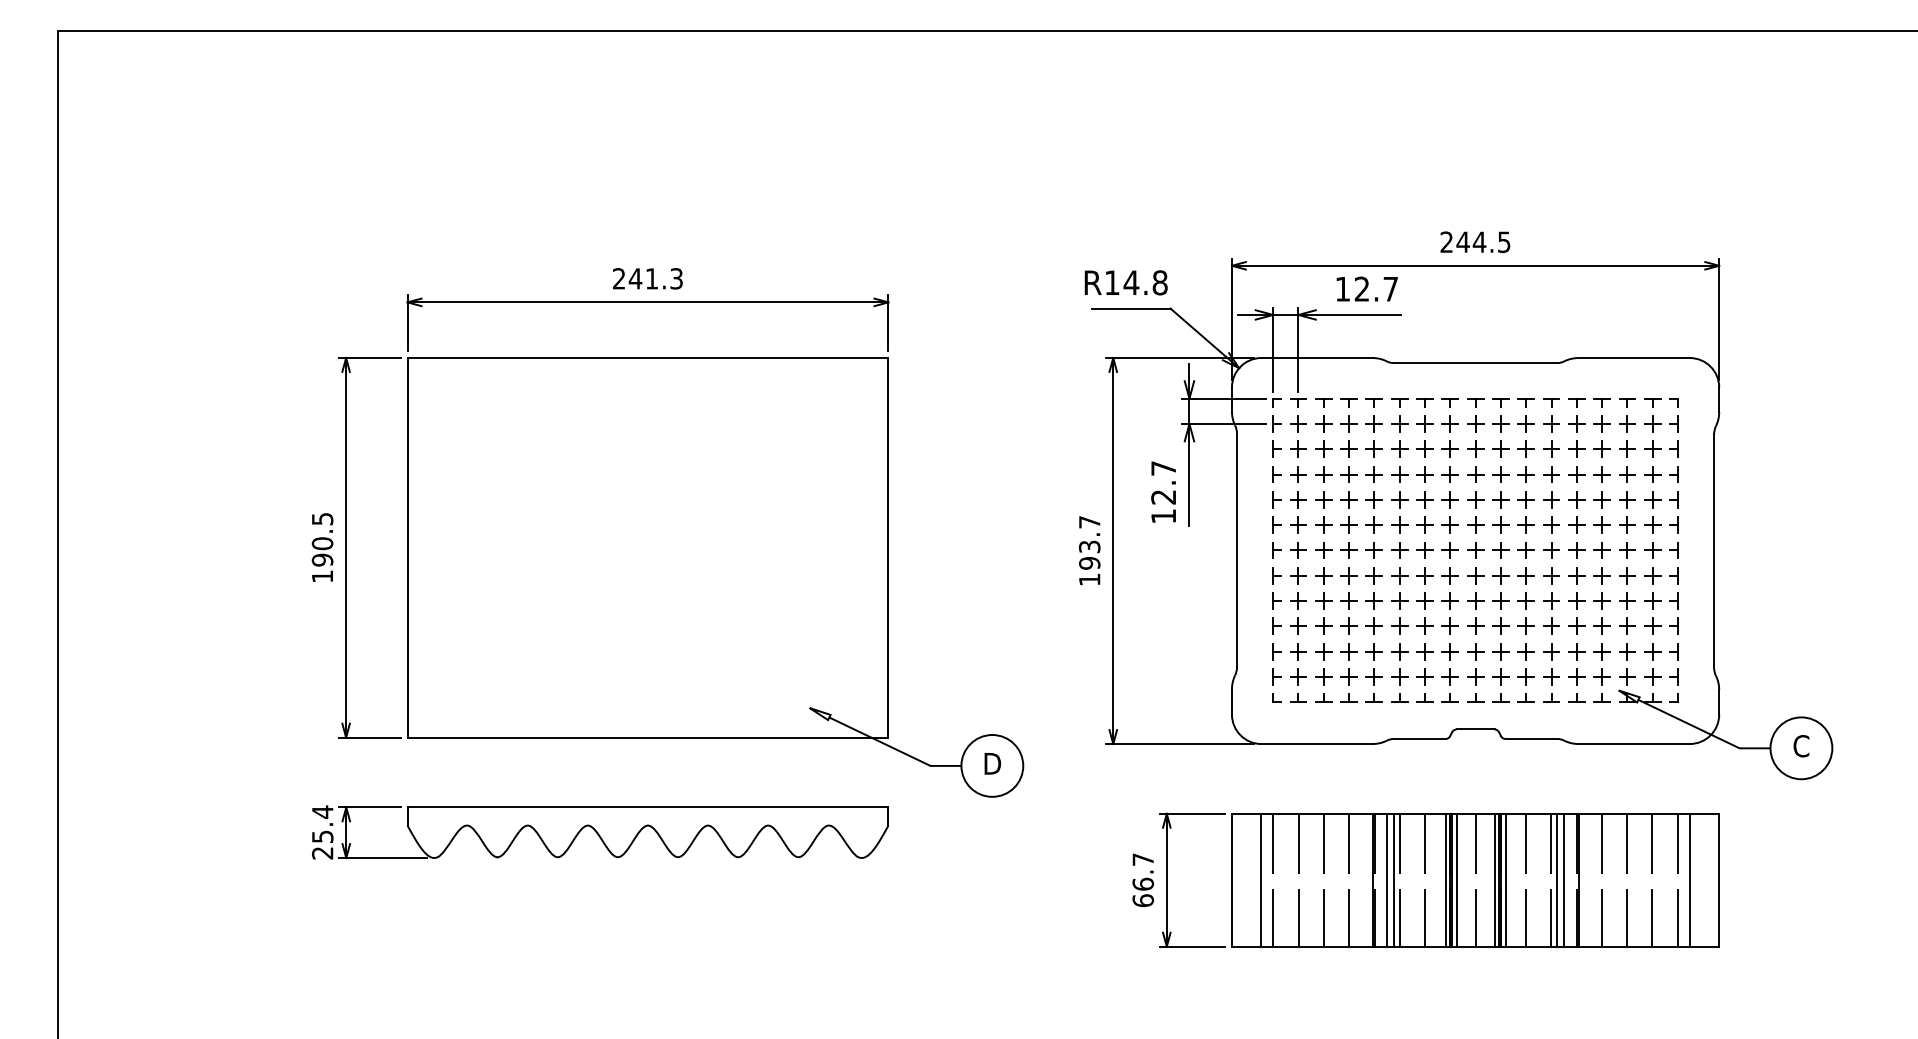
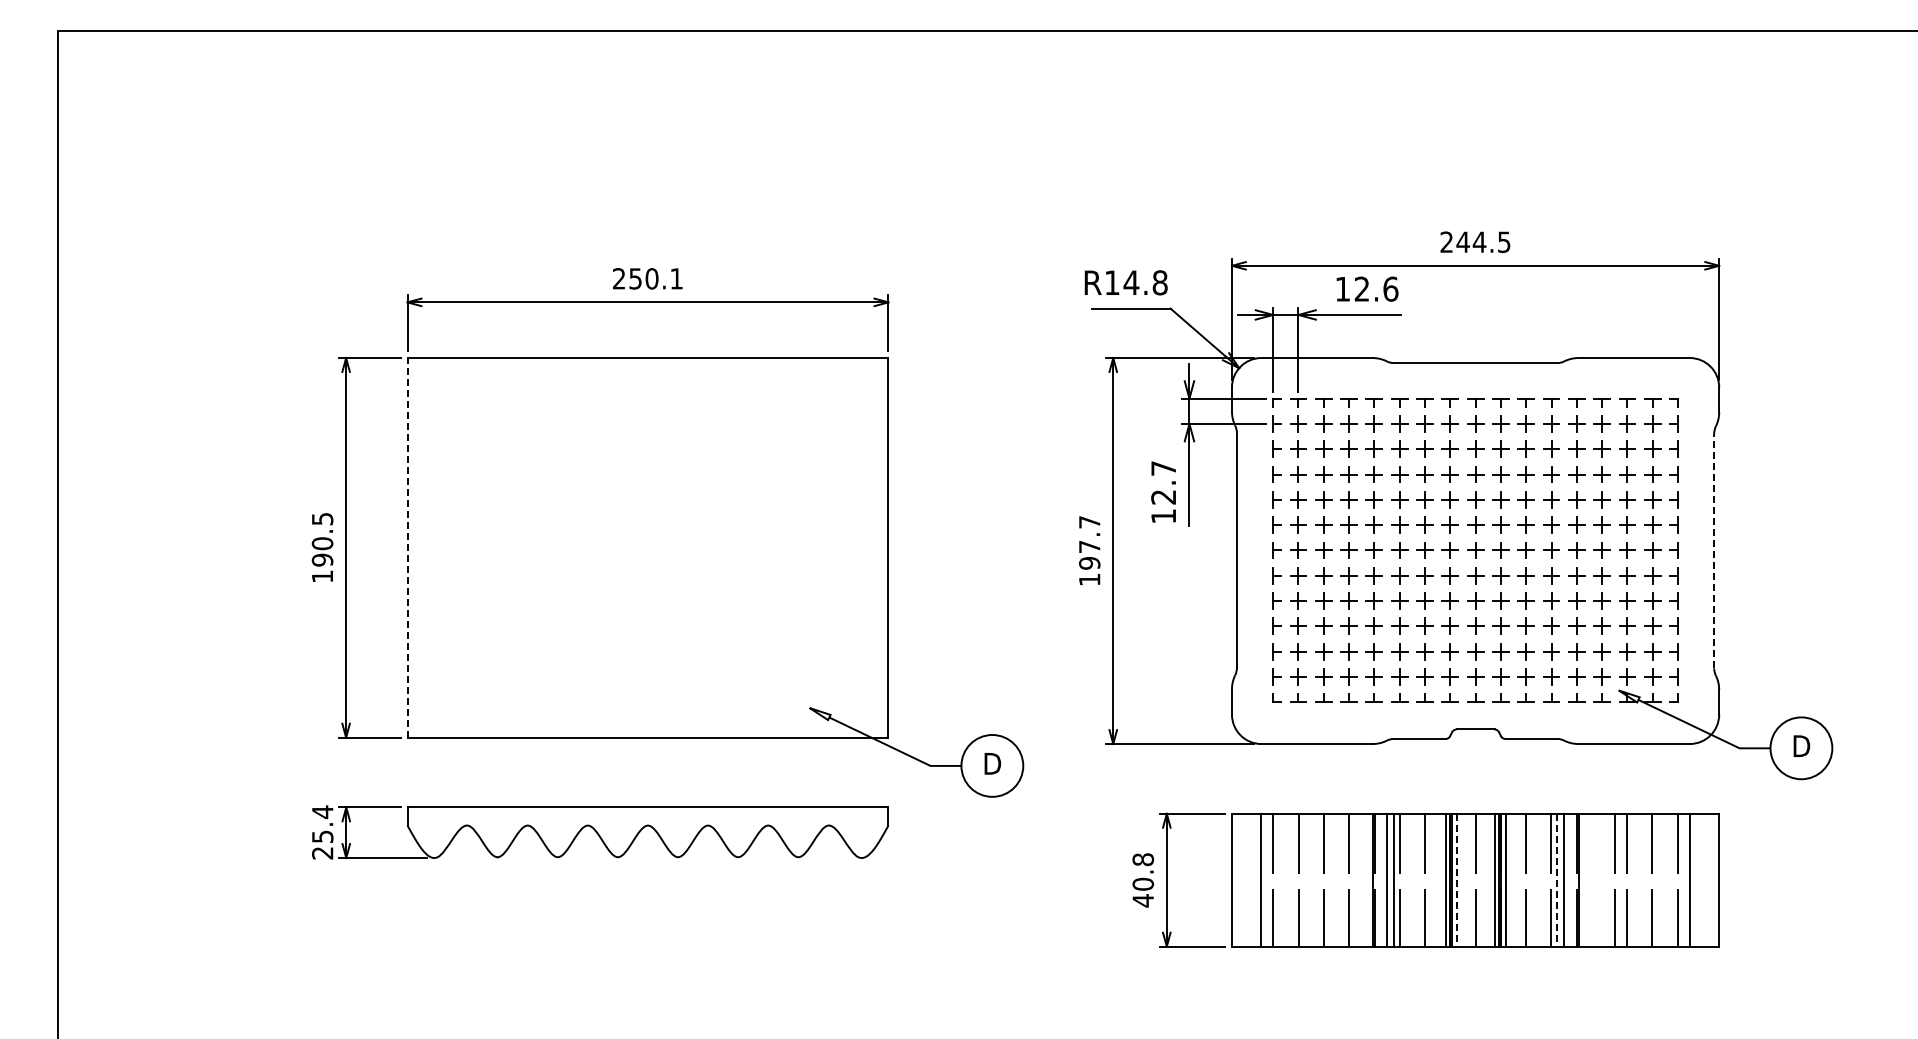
text: 241.3 -> 250.1 (655, 278)
text: 12.7 -> 12.6 (1390, 288)
text: 193.7 -> 197.7 (1089, 546)
line: solid -> dashed (407, 547)
line: solid -> dashed (1714, 550)
text: C -> D (1801, 746)
line position: (1601, 879) -> (1614, 879) (1614, 879)
text: 66.7 -> 40.8 (1143, 880)
line: solid -> dashed (1456, 880)
line: solid -> dashed (1557, 880)
